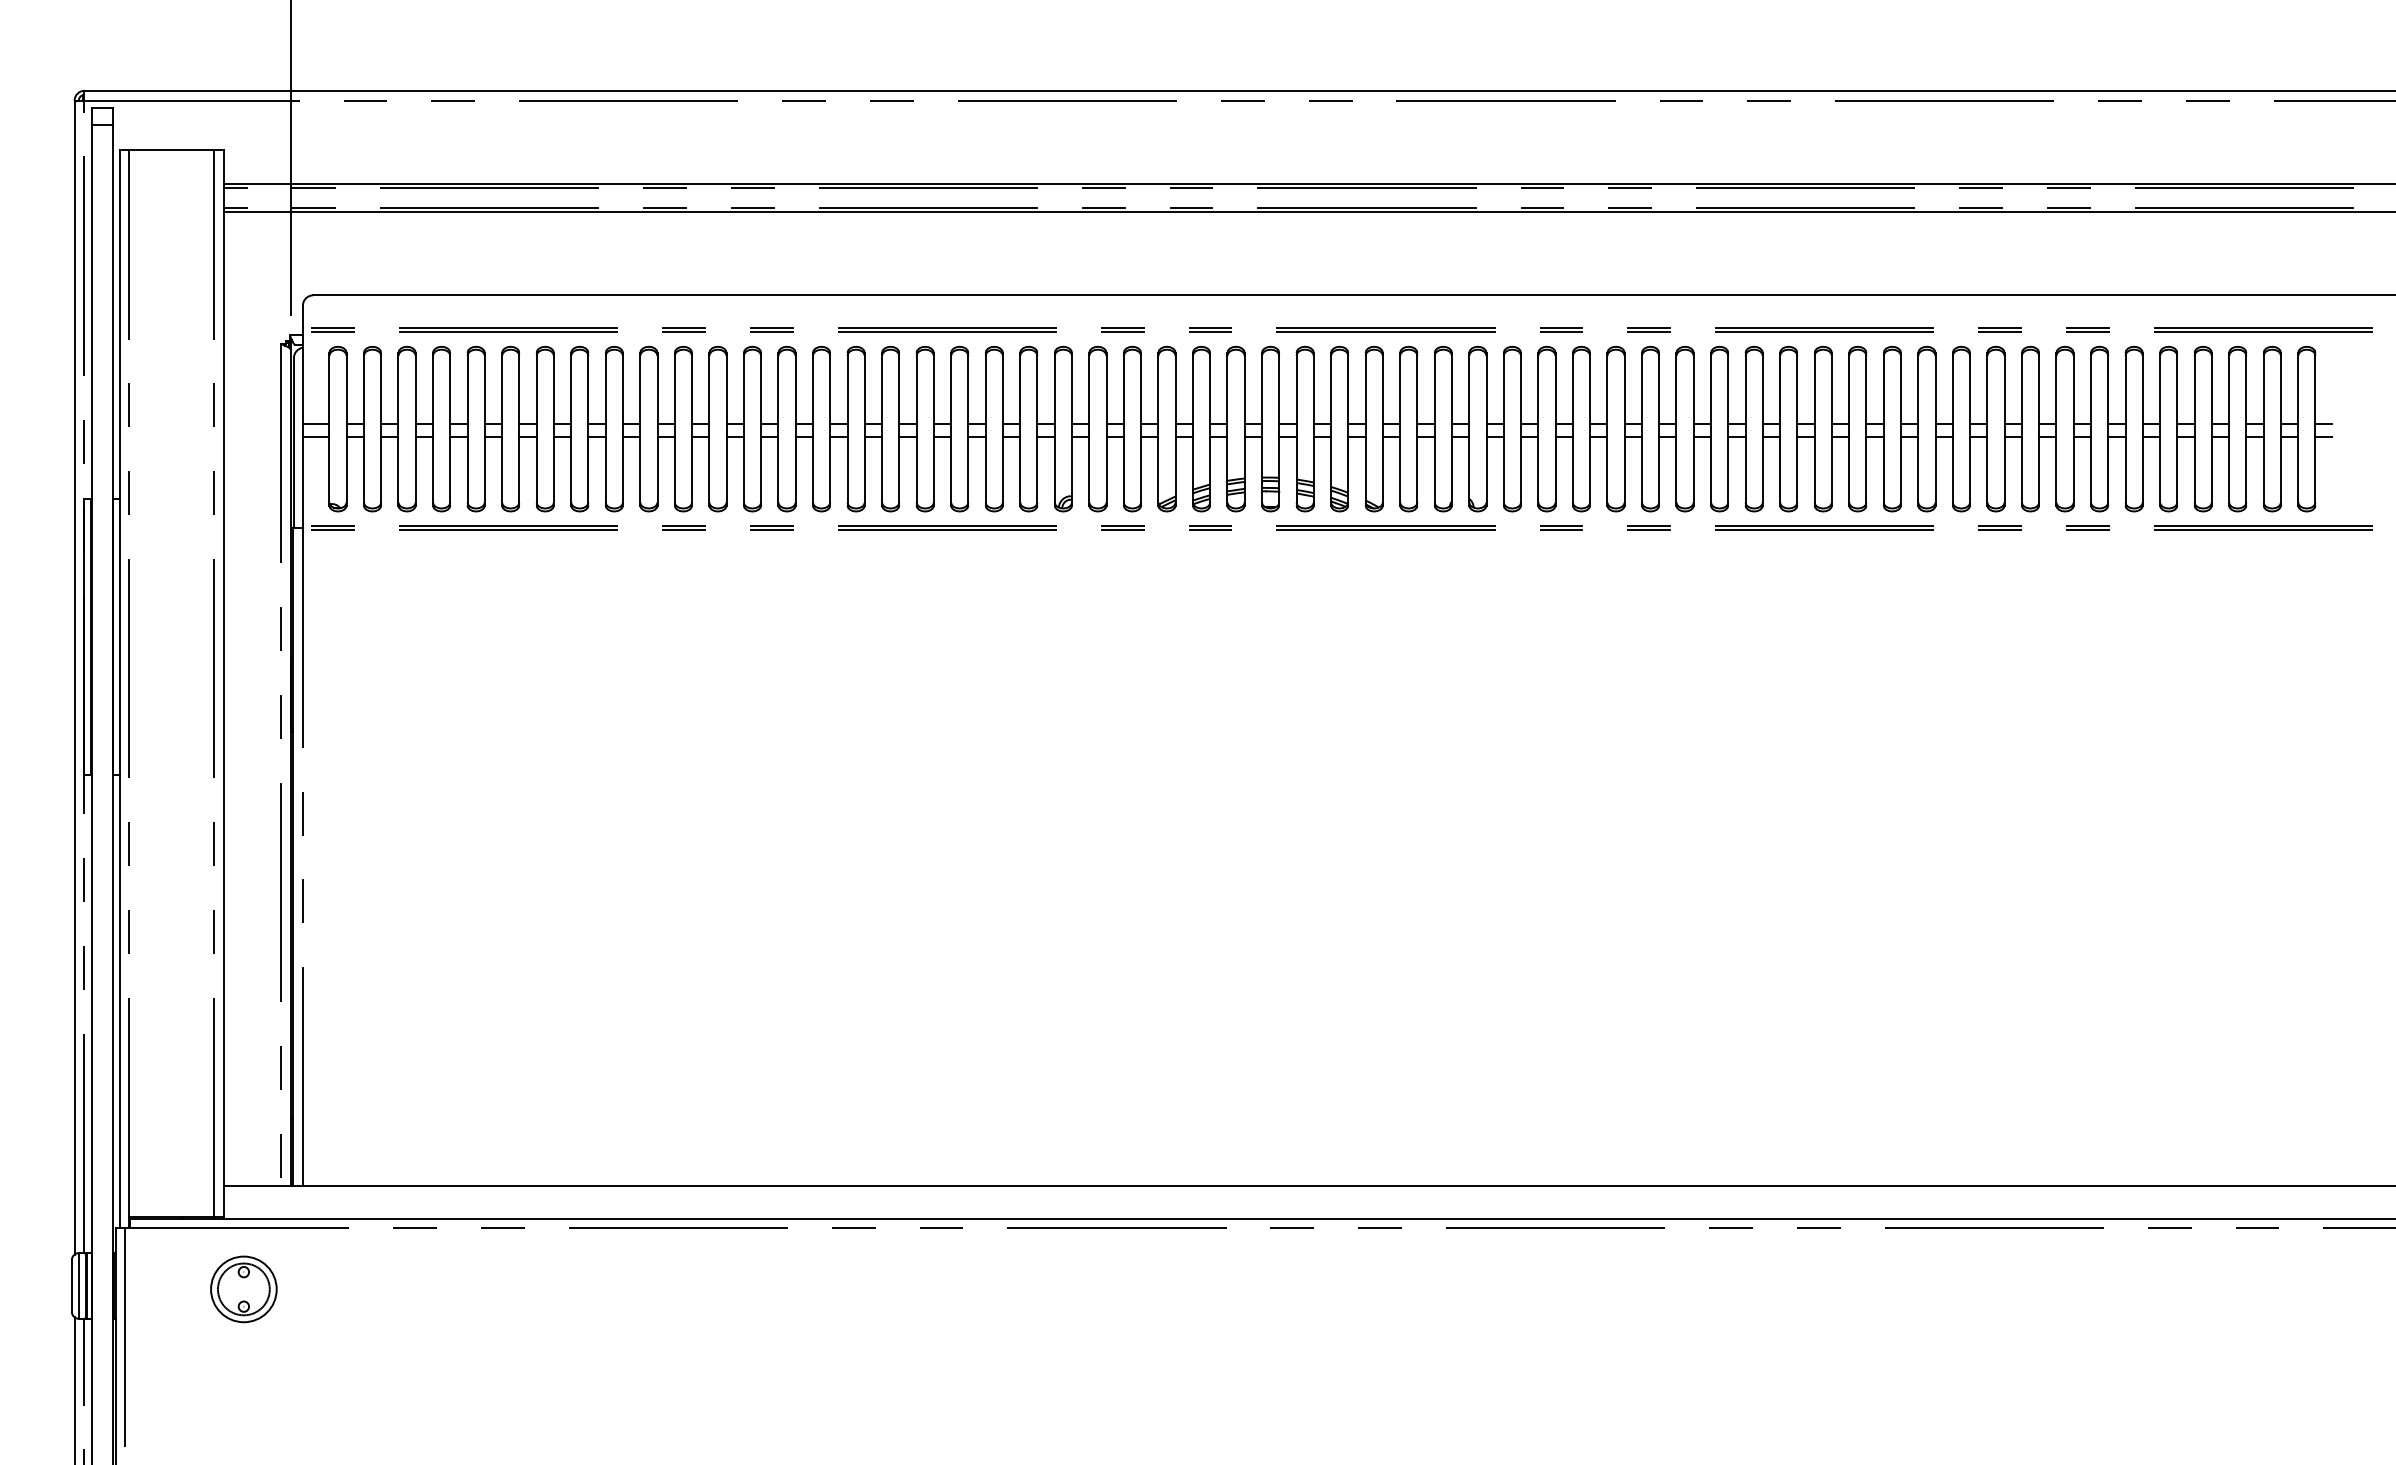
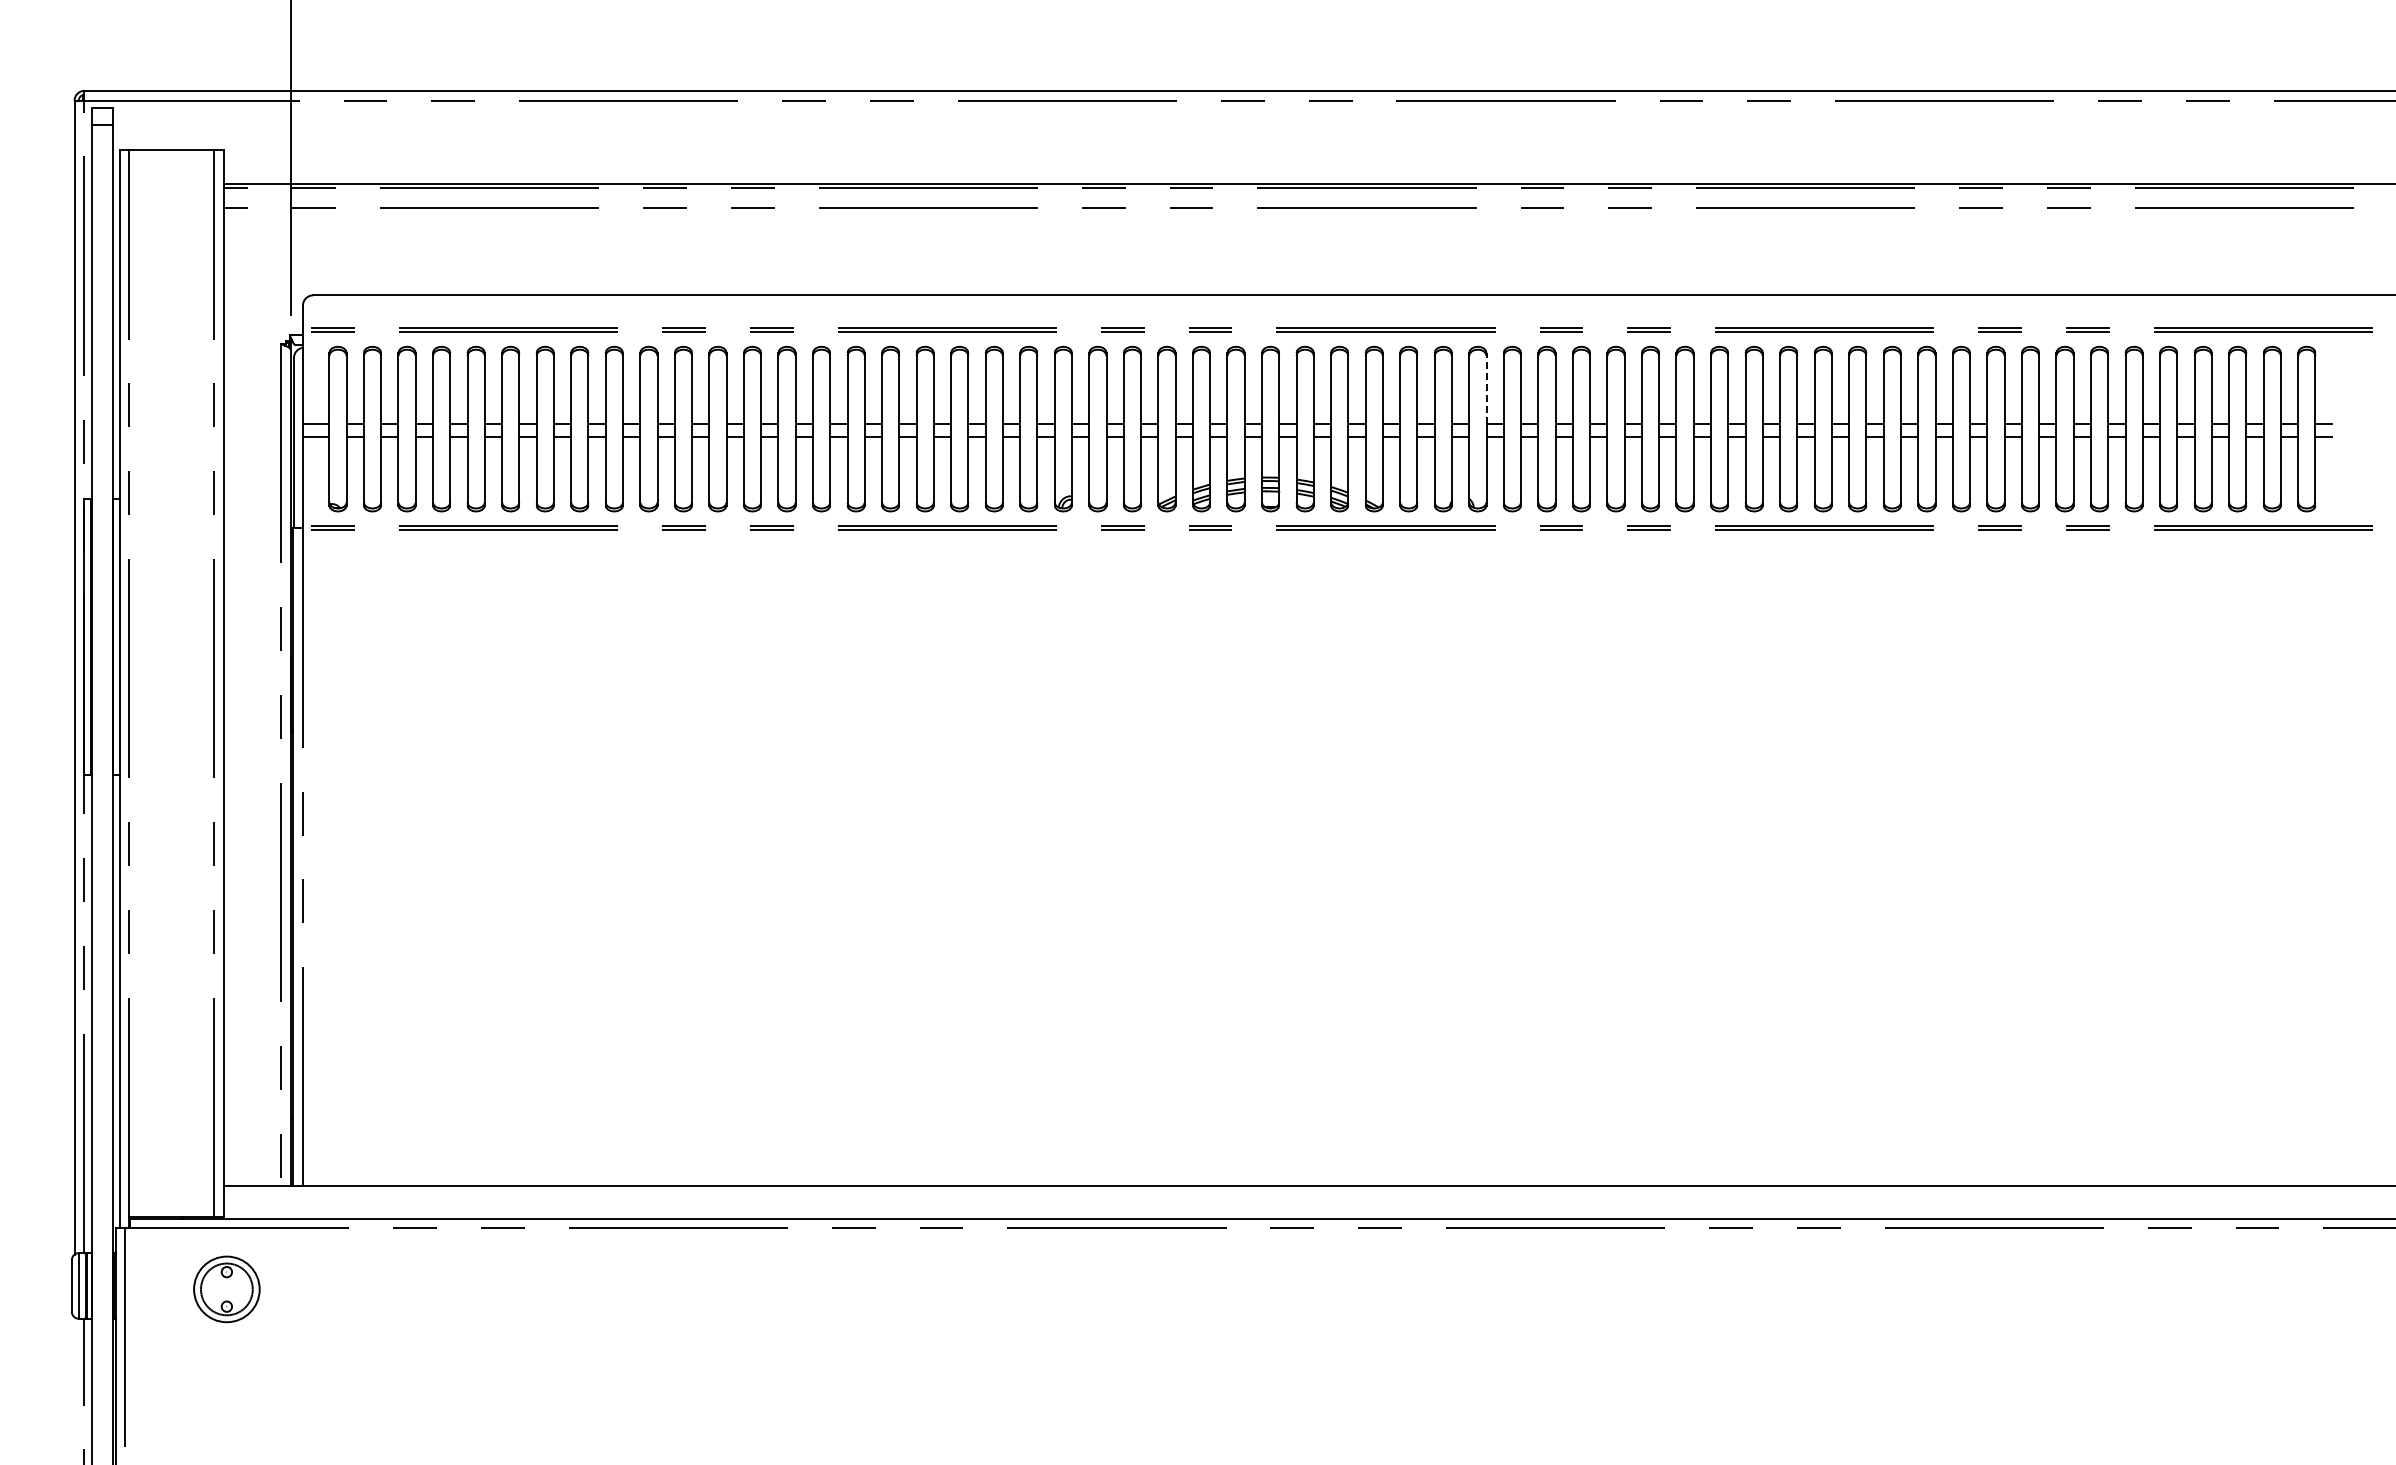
line: present -> none (1307, 211)
line: solid -> dashed (1486, 387)
part position: (243, 1289) -> (226, 1289) (226, 1289)
line: present -> none (74, 1389)
